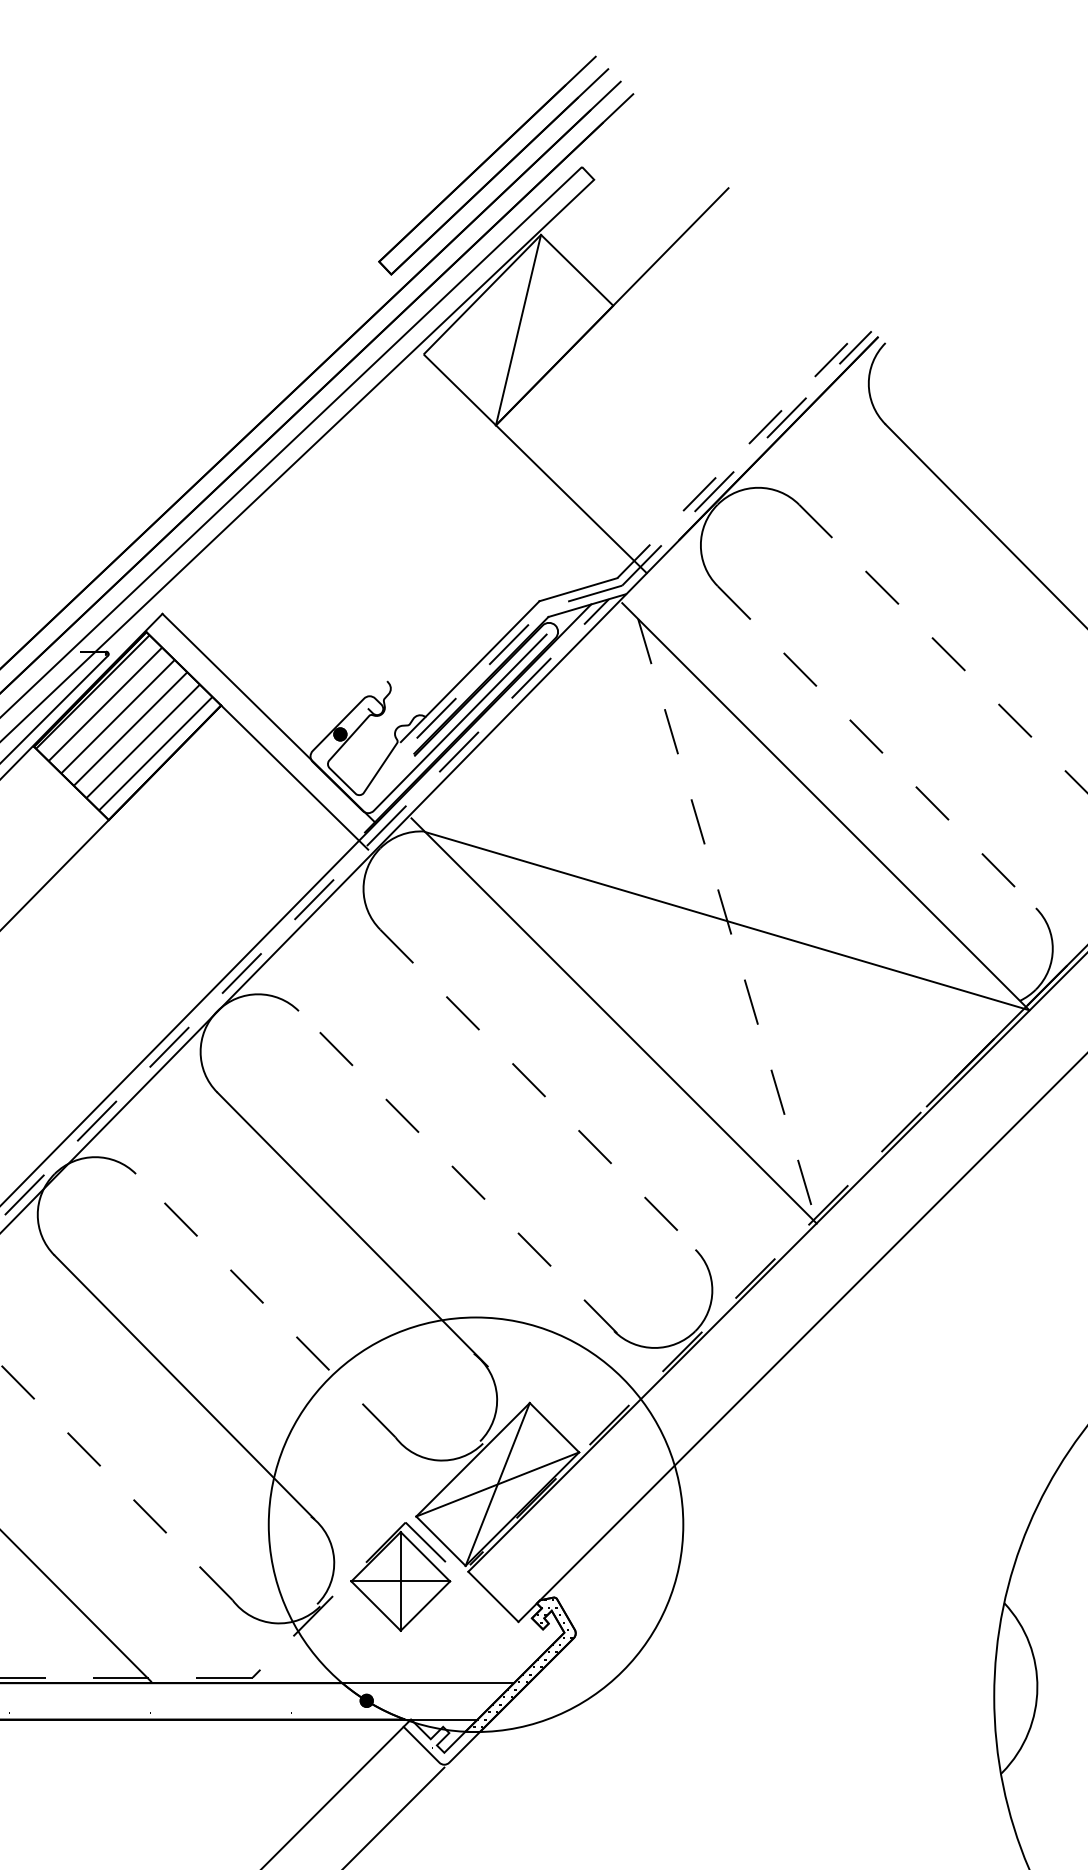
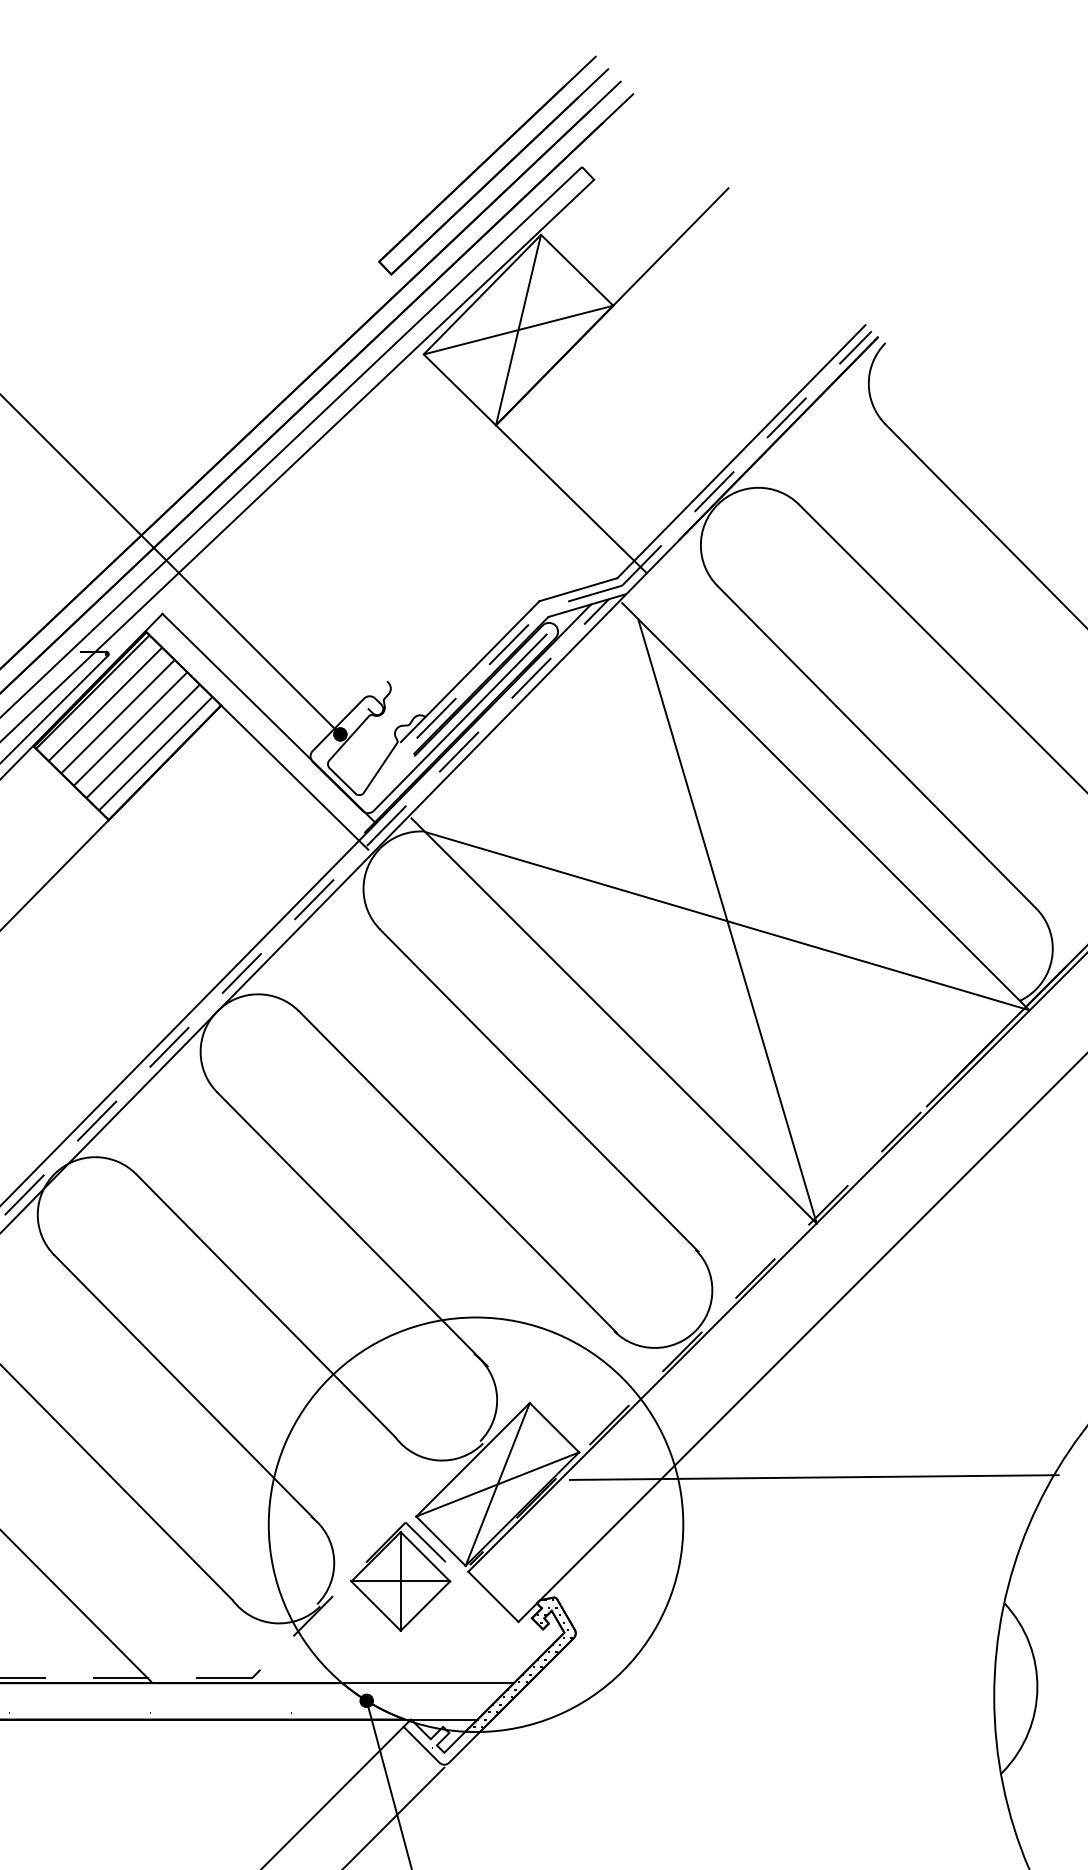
line: none -> present (518, 329)
line: dashed -> solid (741, 451)
line: none -> present (171, 565)
line: dashed -> solid (943, 649)
line: dashed -> solid (877, 747)
line: dashed -> solid (727, 921)
line: dashed -> solid (539, 1091)
line: dashed -> solid (457, 1171)
line: dashed -> solid (265, 1305)
line: none -> present (814, 1477)
line: dashed -> solid (116, 1482)
line: none -> present (388, 1783)
